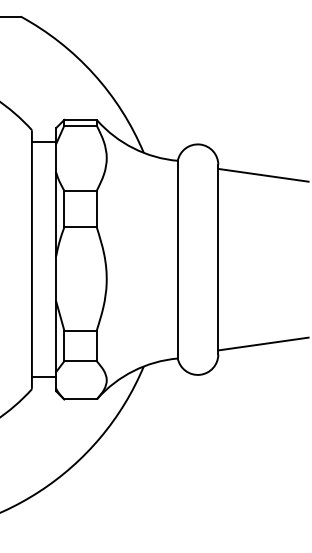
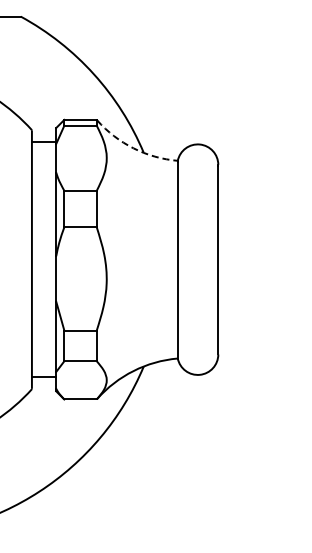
arc: solid -> dashed (133, 148)
line: present -> none (263, 174)
line: present -> none (263, 343)
